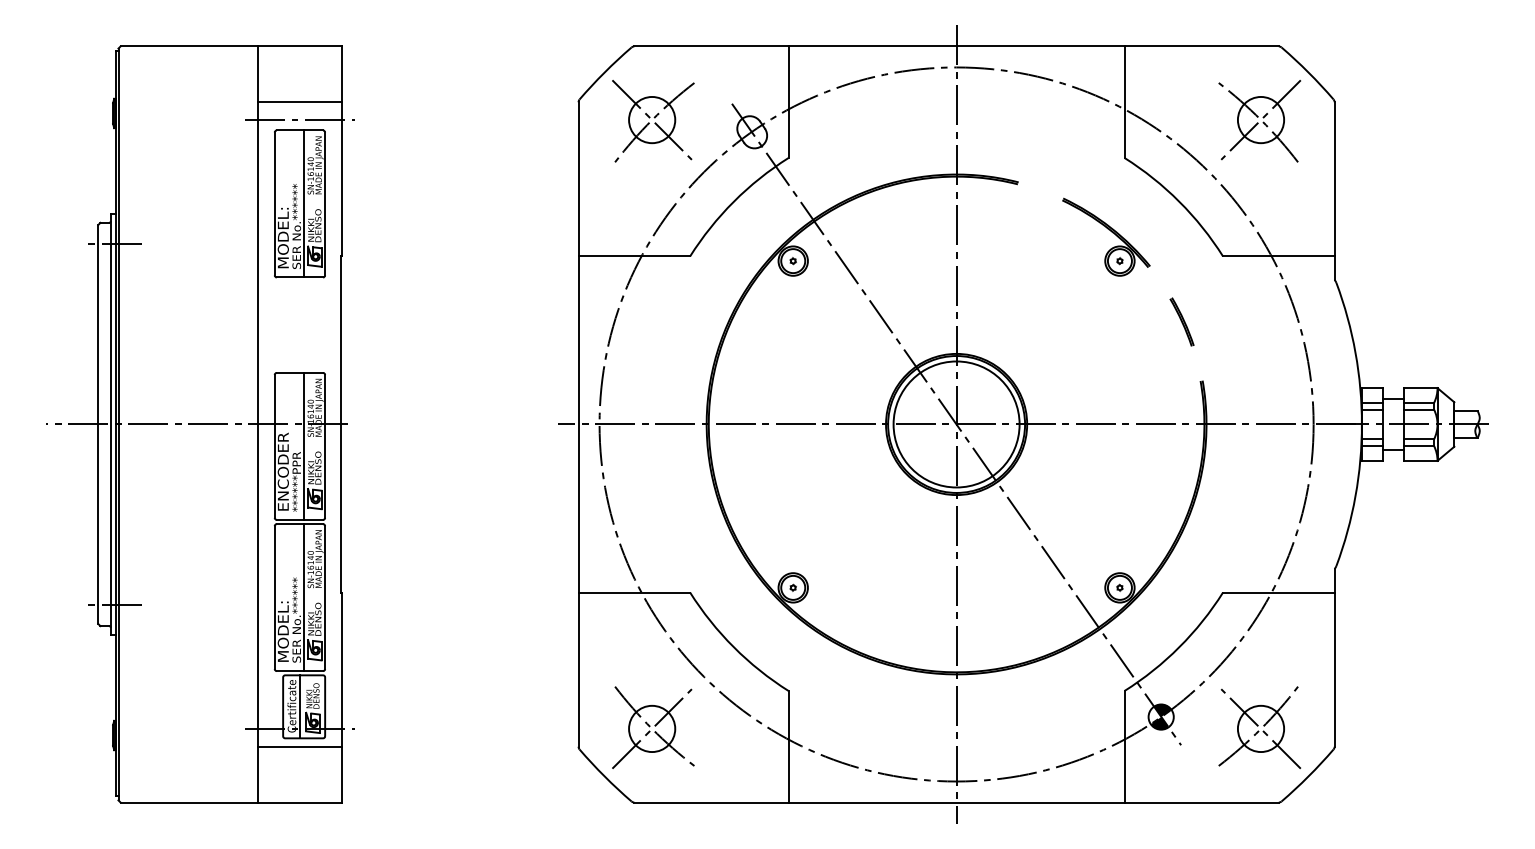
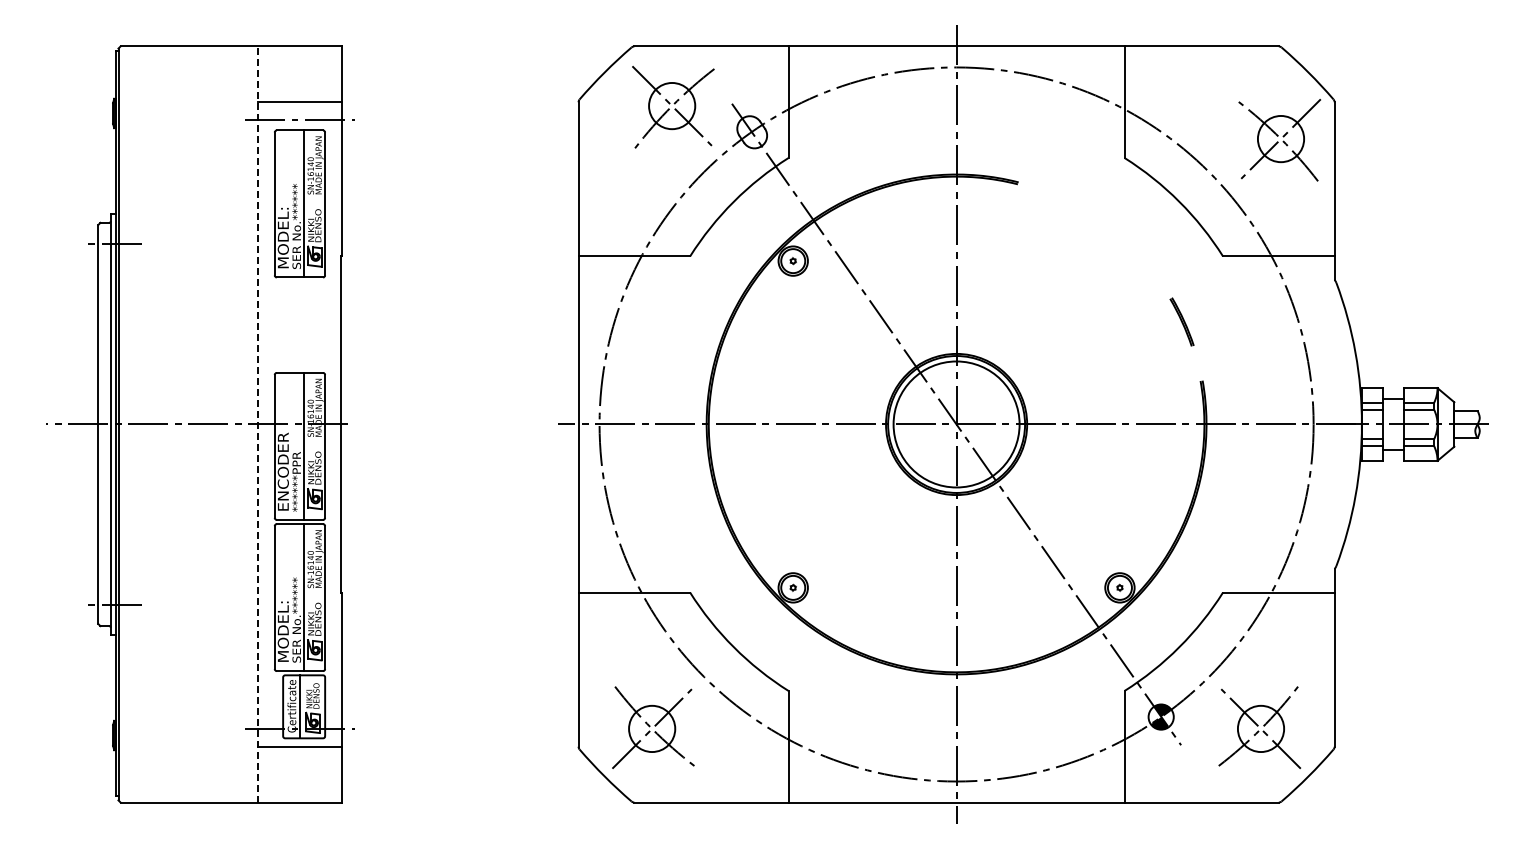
part position: (653, 121) -> (673, 107) (673, 107)
part position: (1259, 121) -> (1279, 140) (1279, 140)
part: present -> none (1110, 231)
line: solid -> dashed (257, 423)
